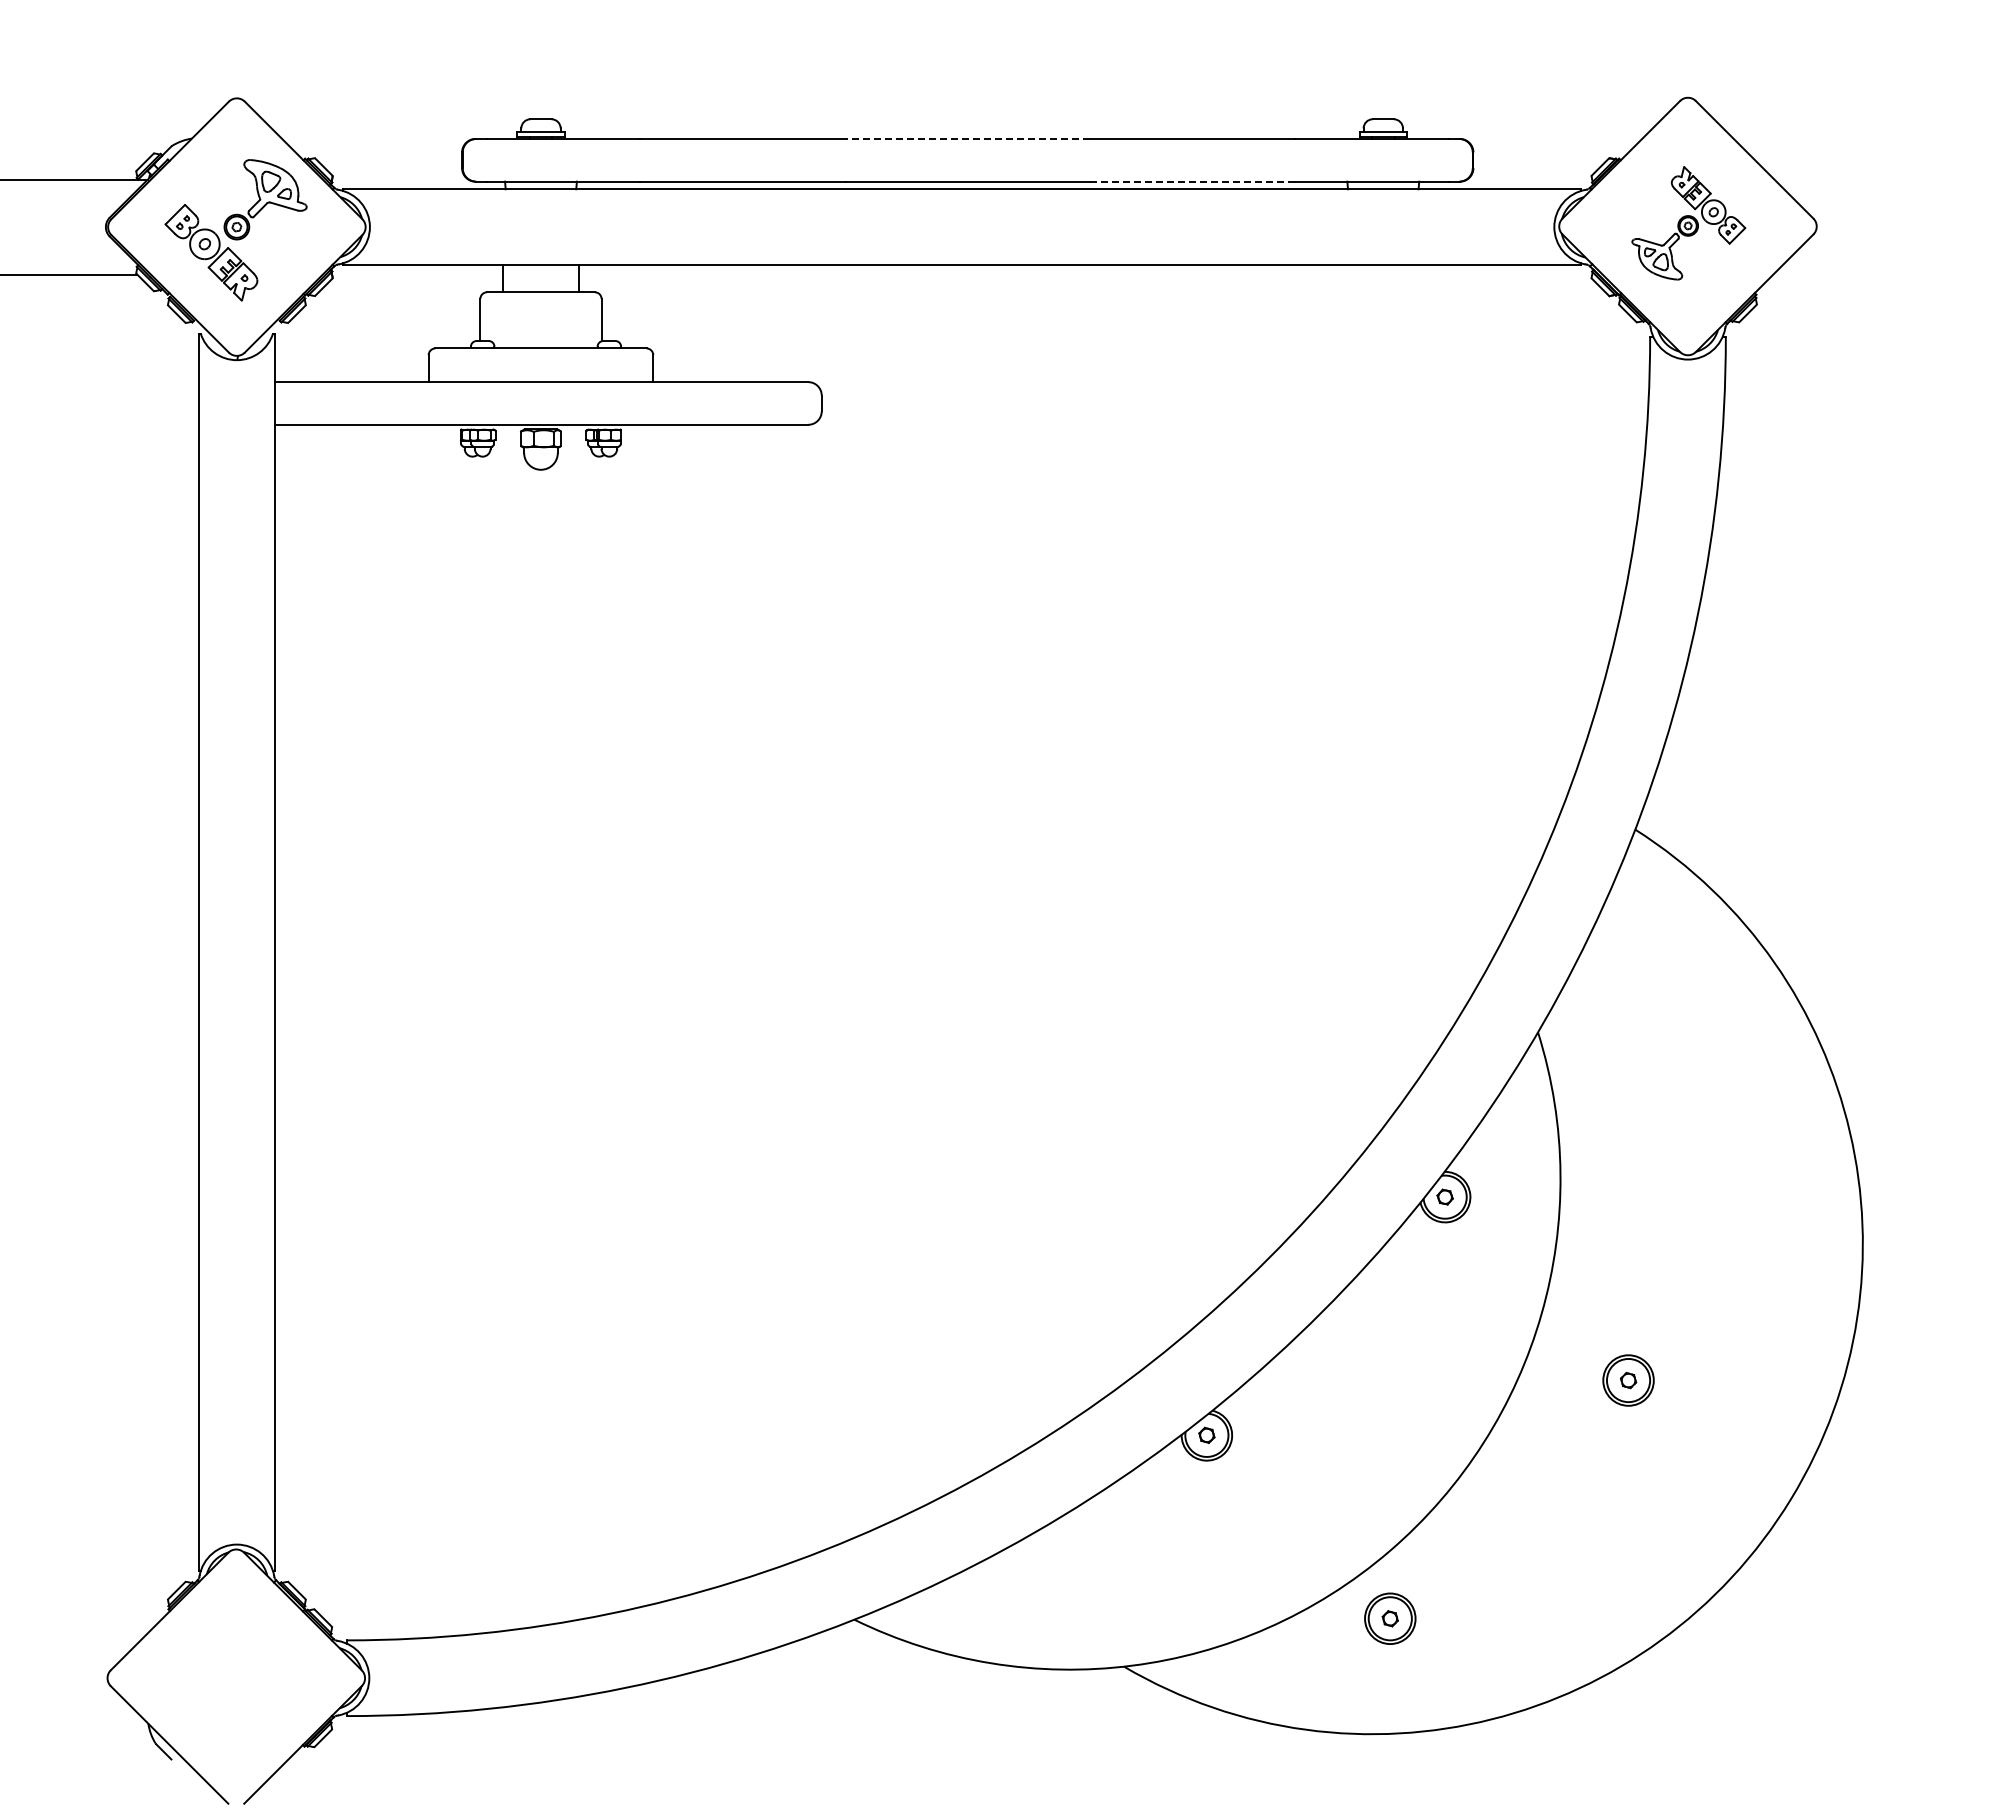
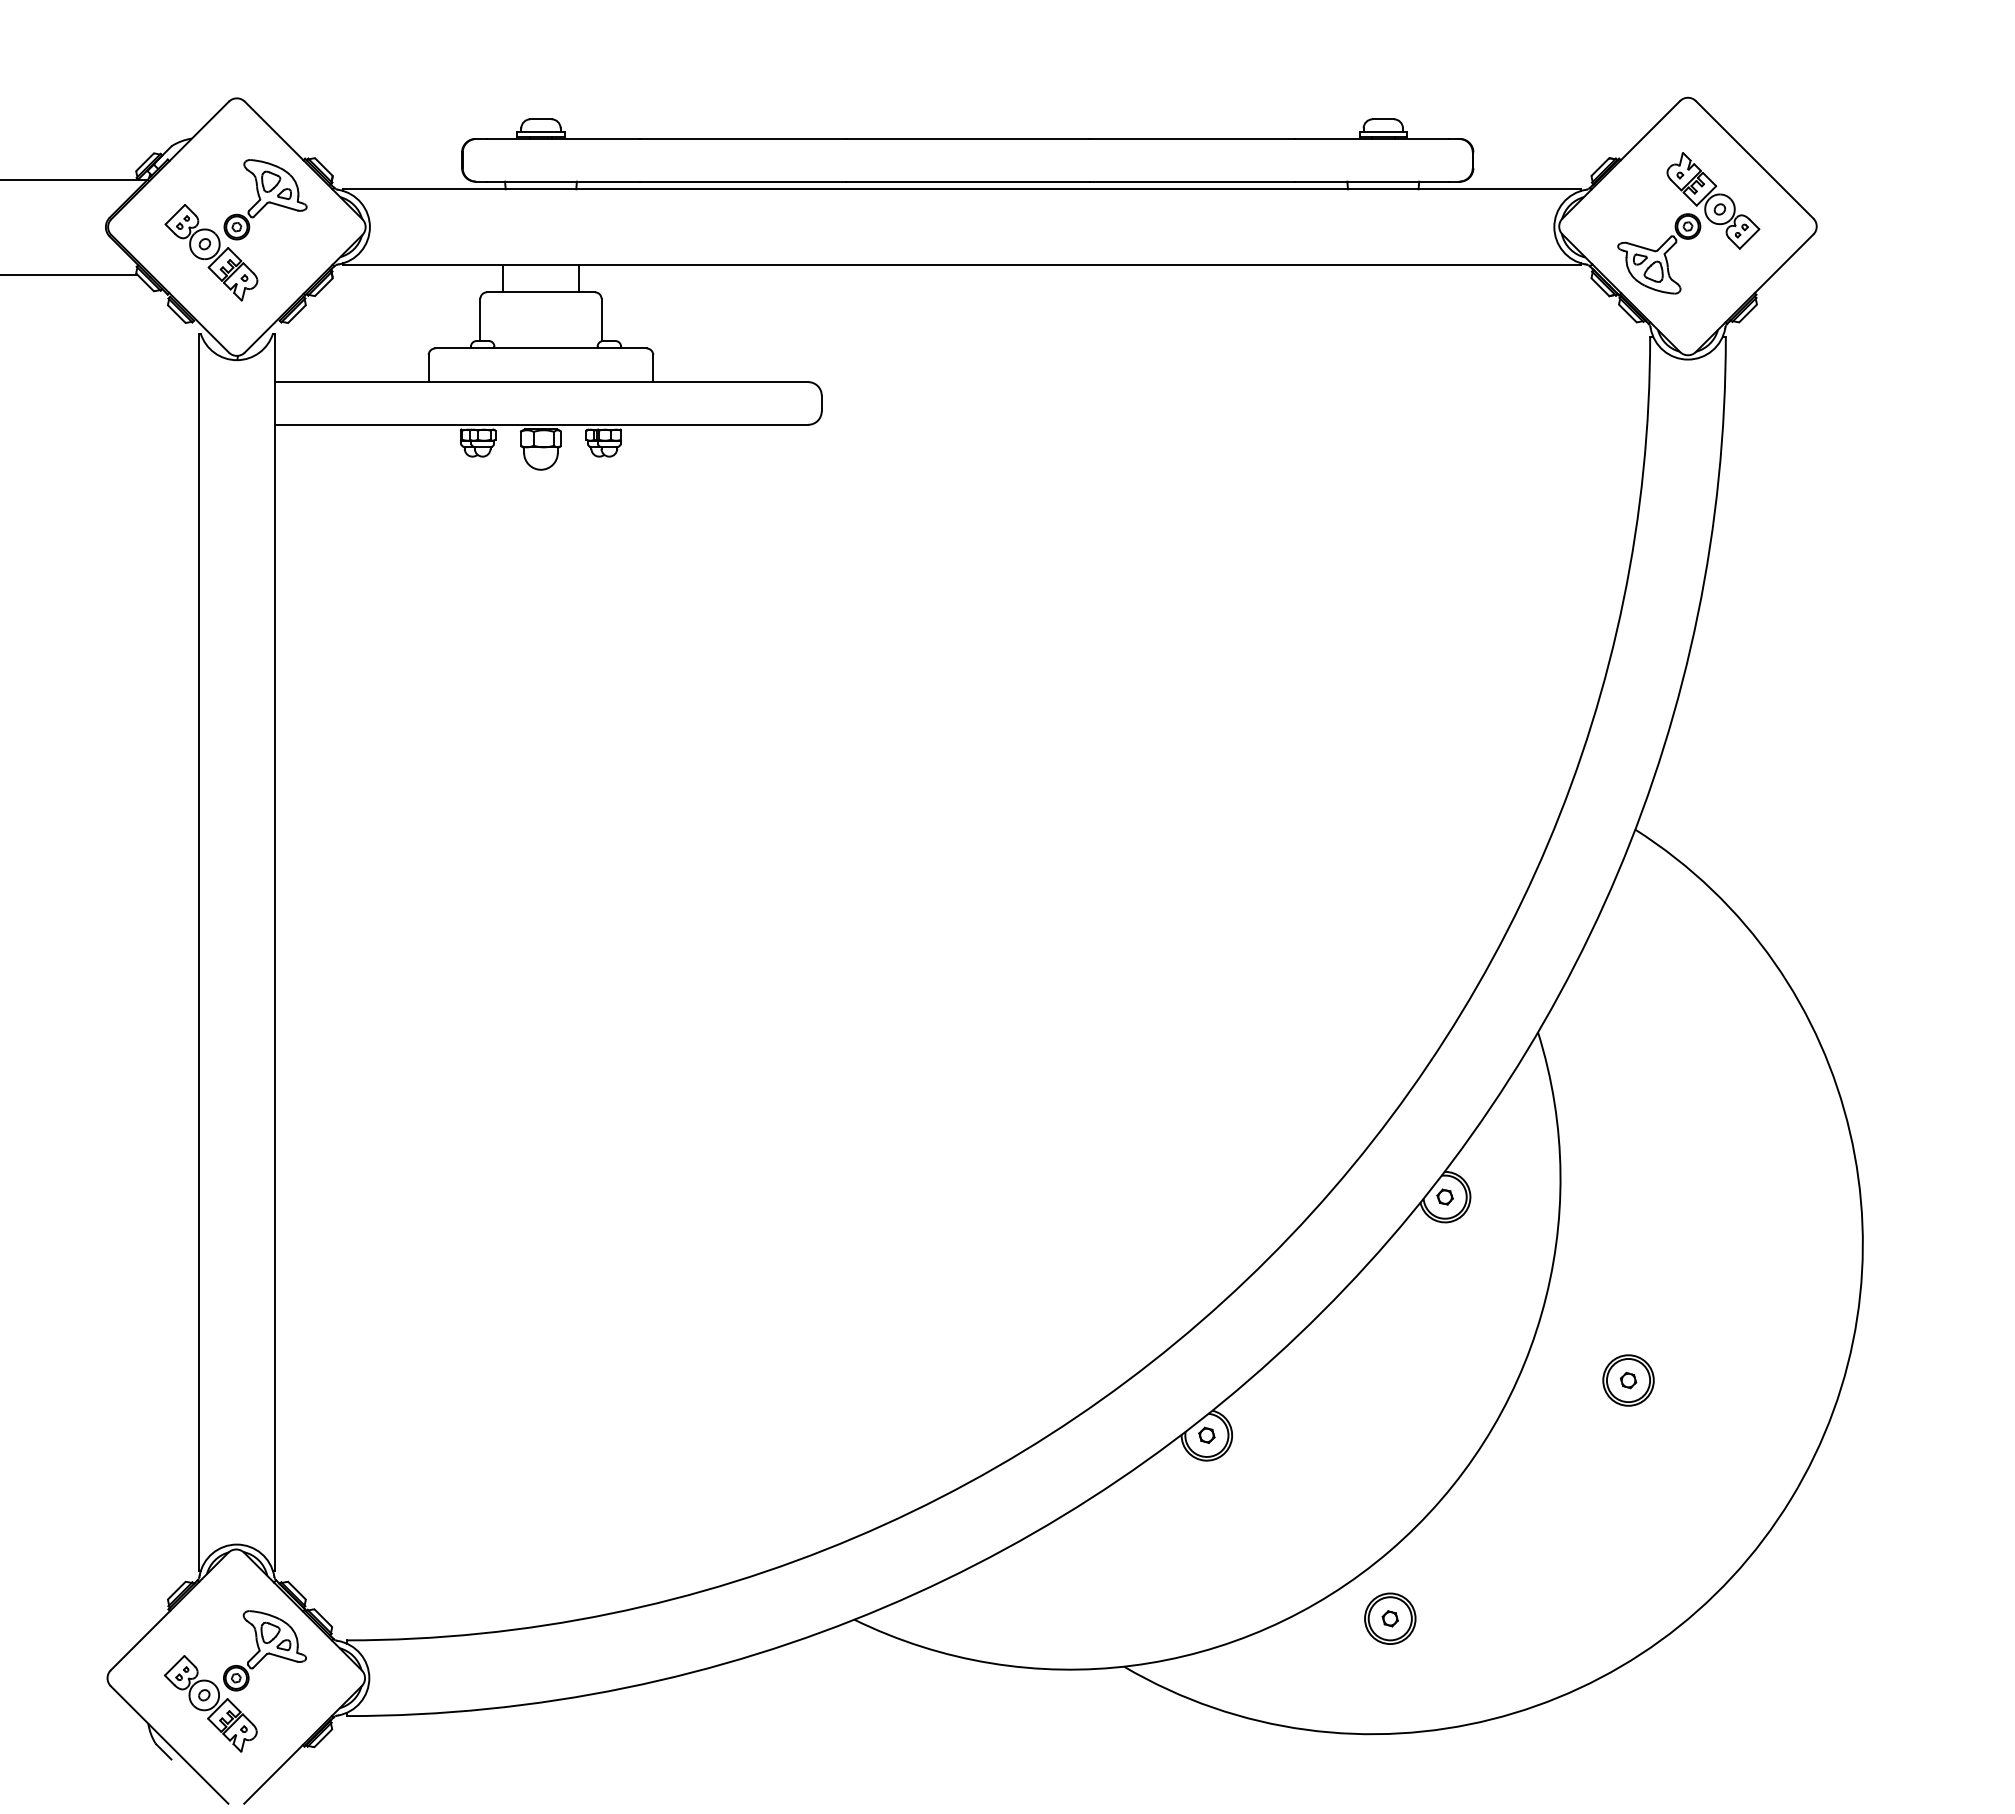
line: dashed -> solid (967, 138)
line: dashed -> solid (1192, 181)
part size: 116x115 px -> 144x143 px (1688, 223)
part: none -> present (235, 1681)
